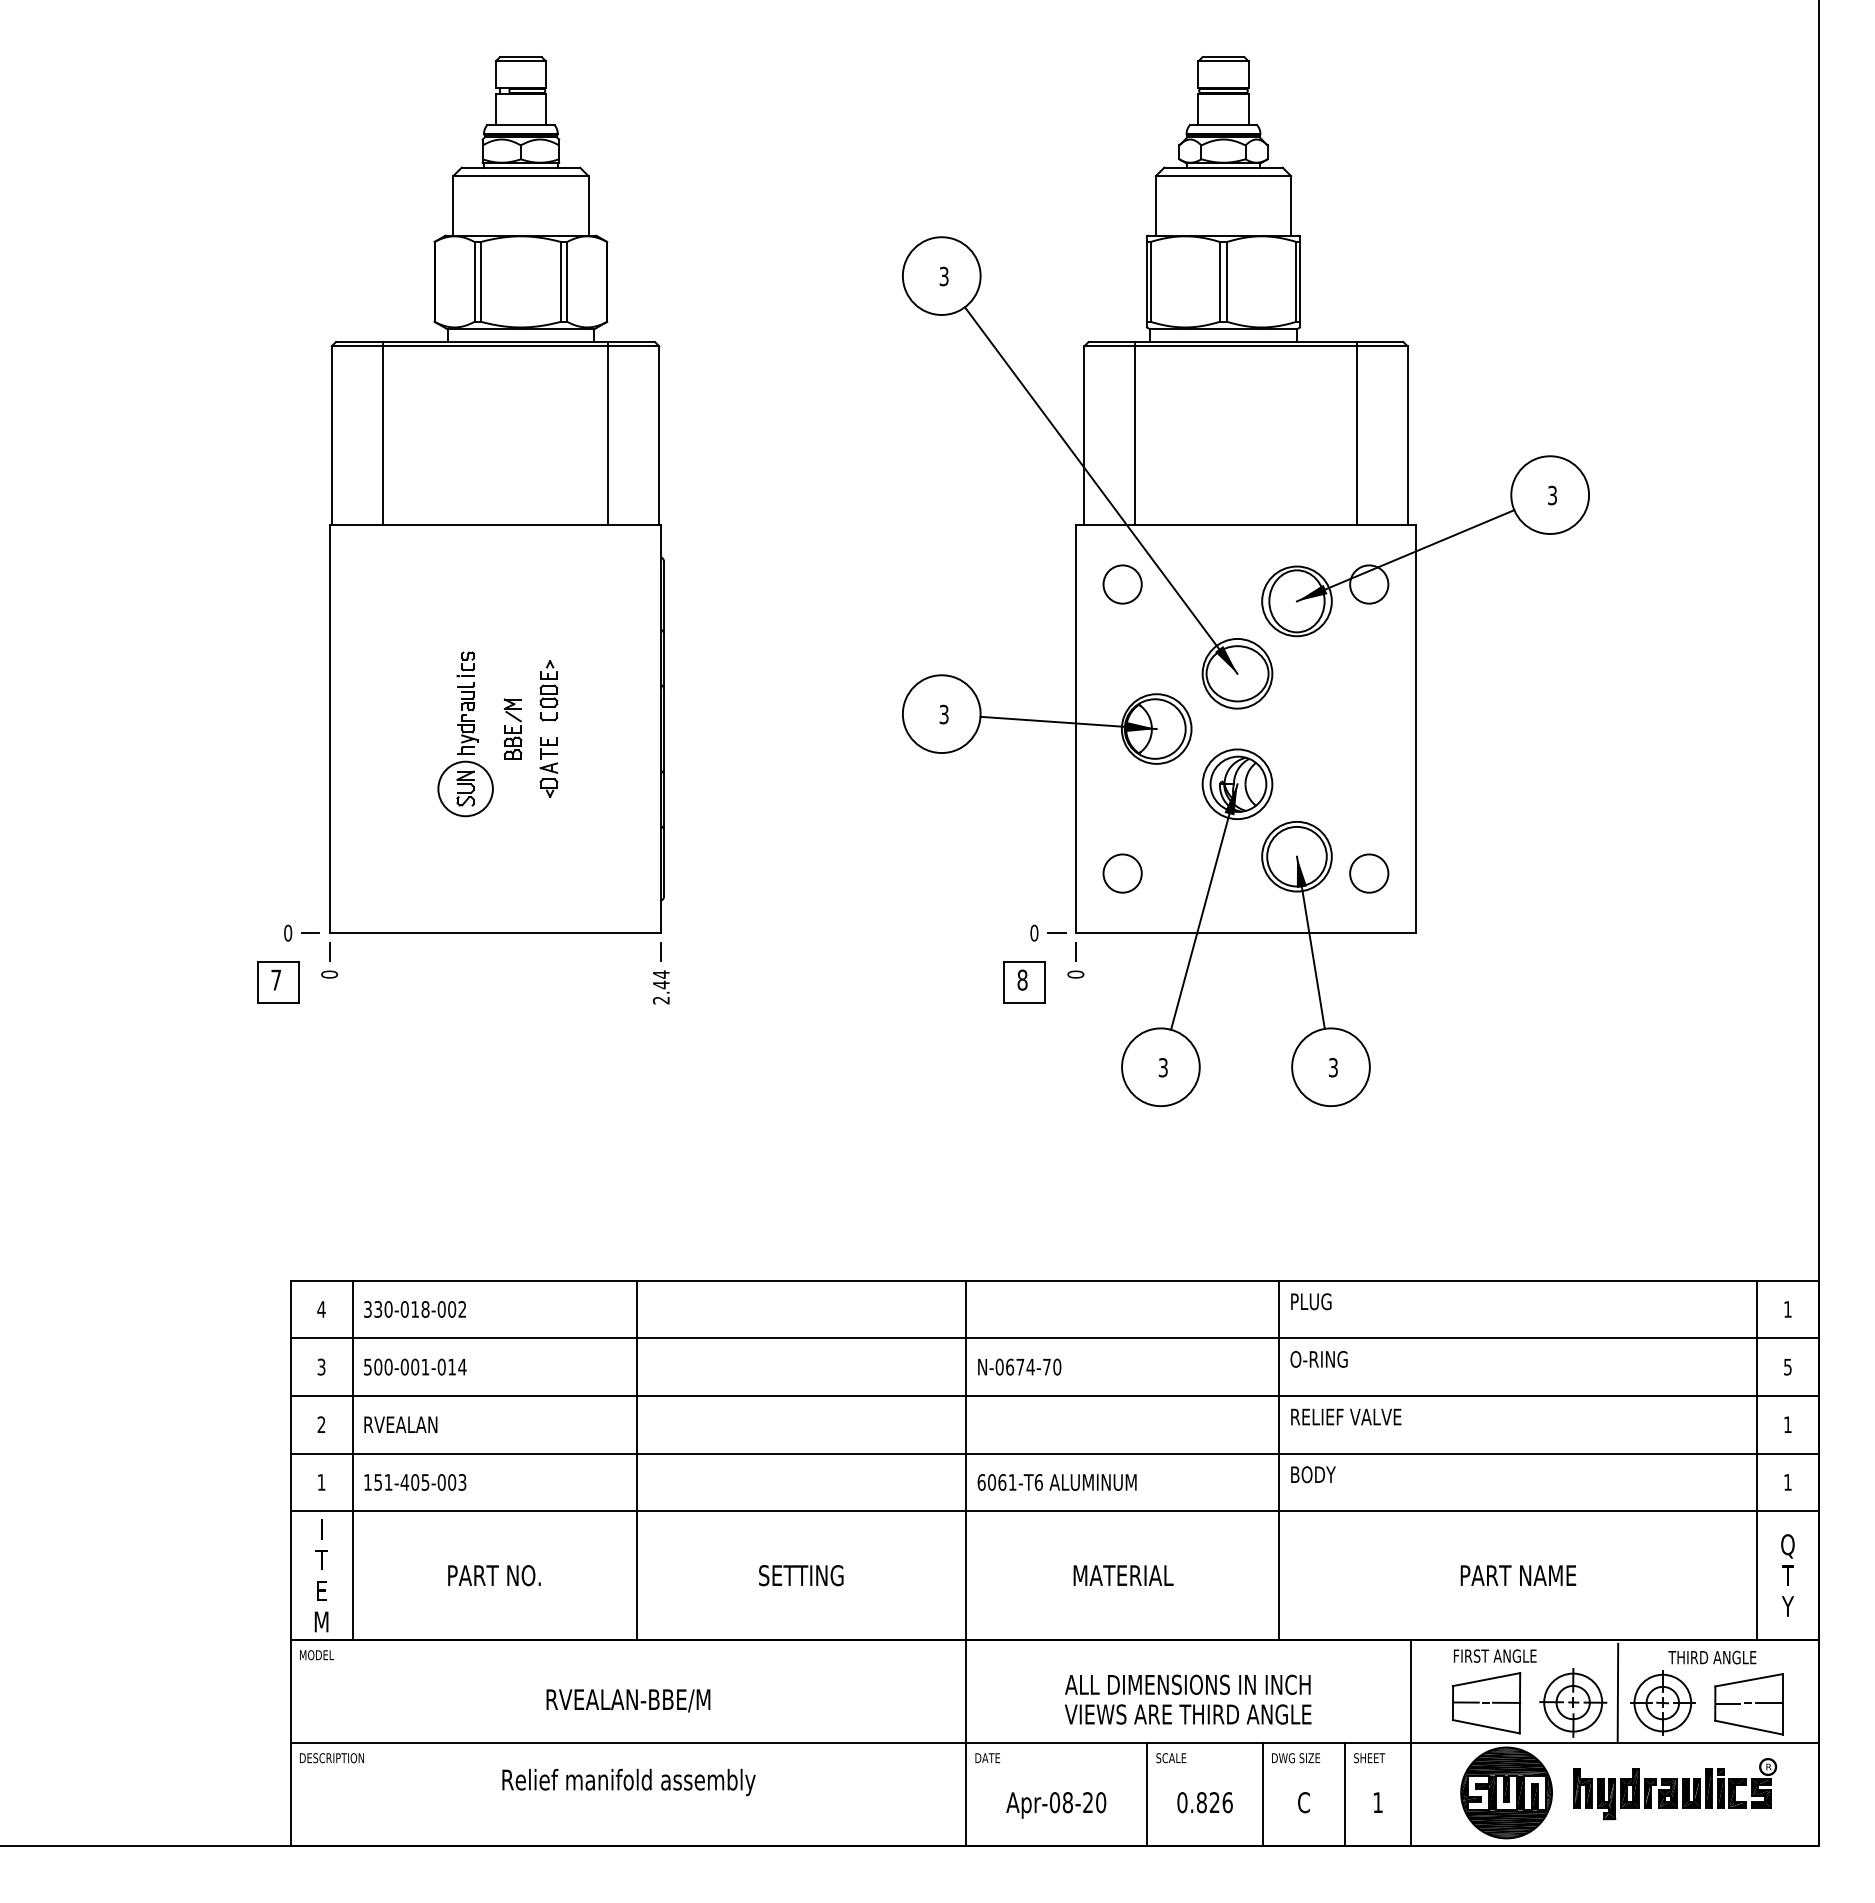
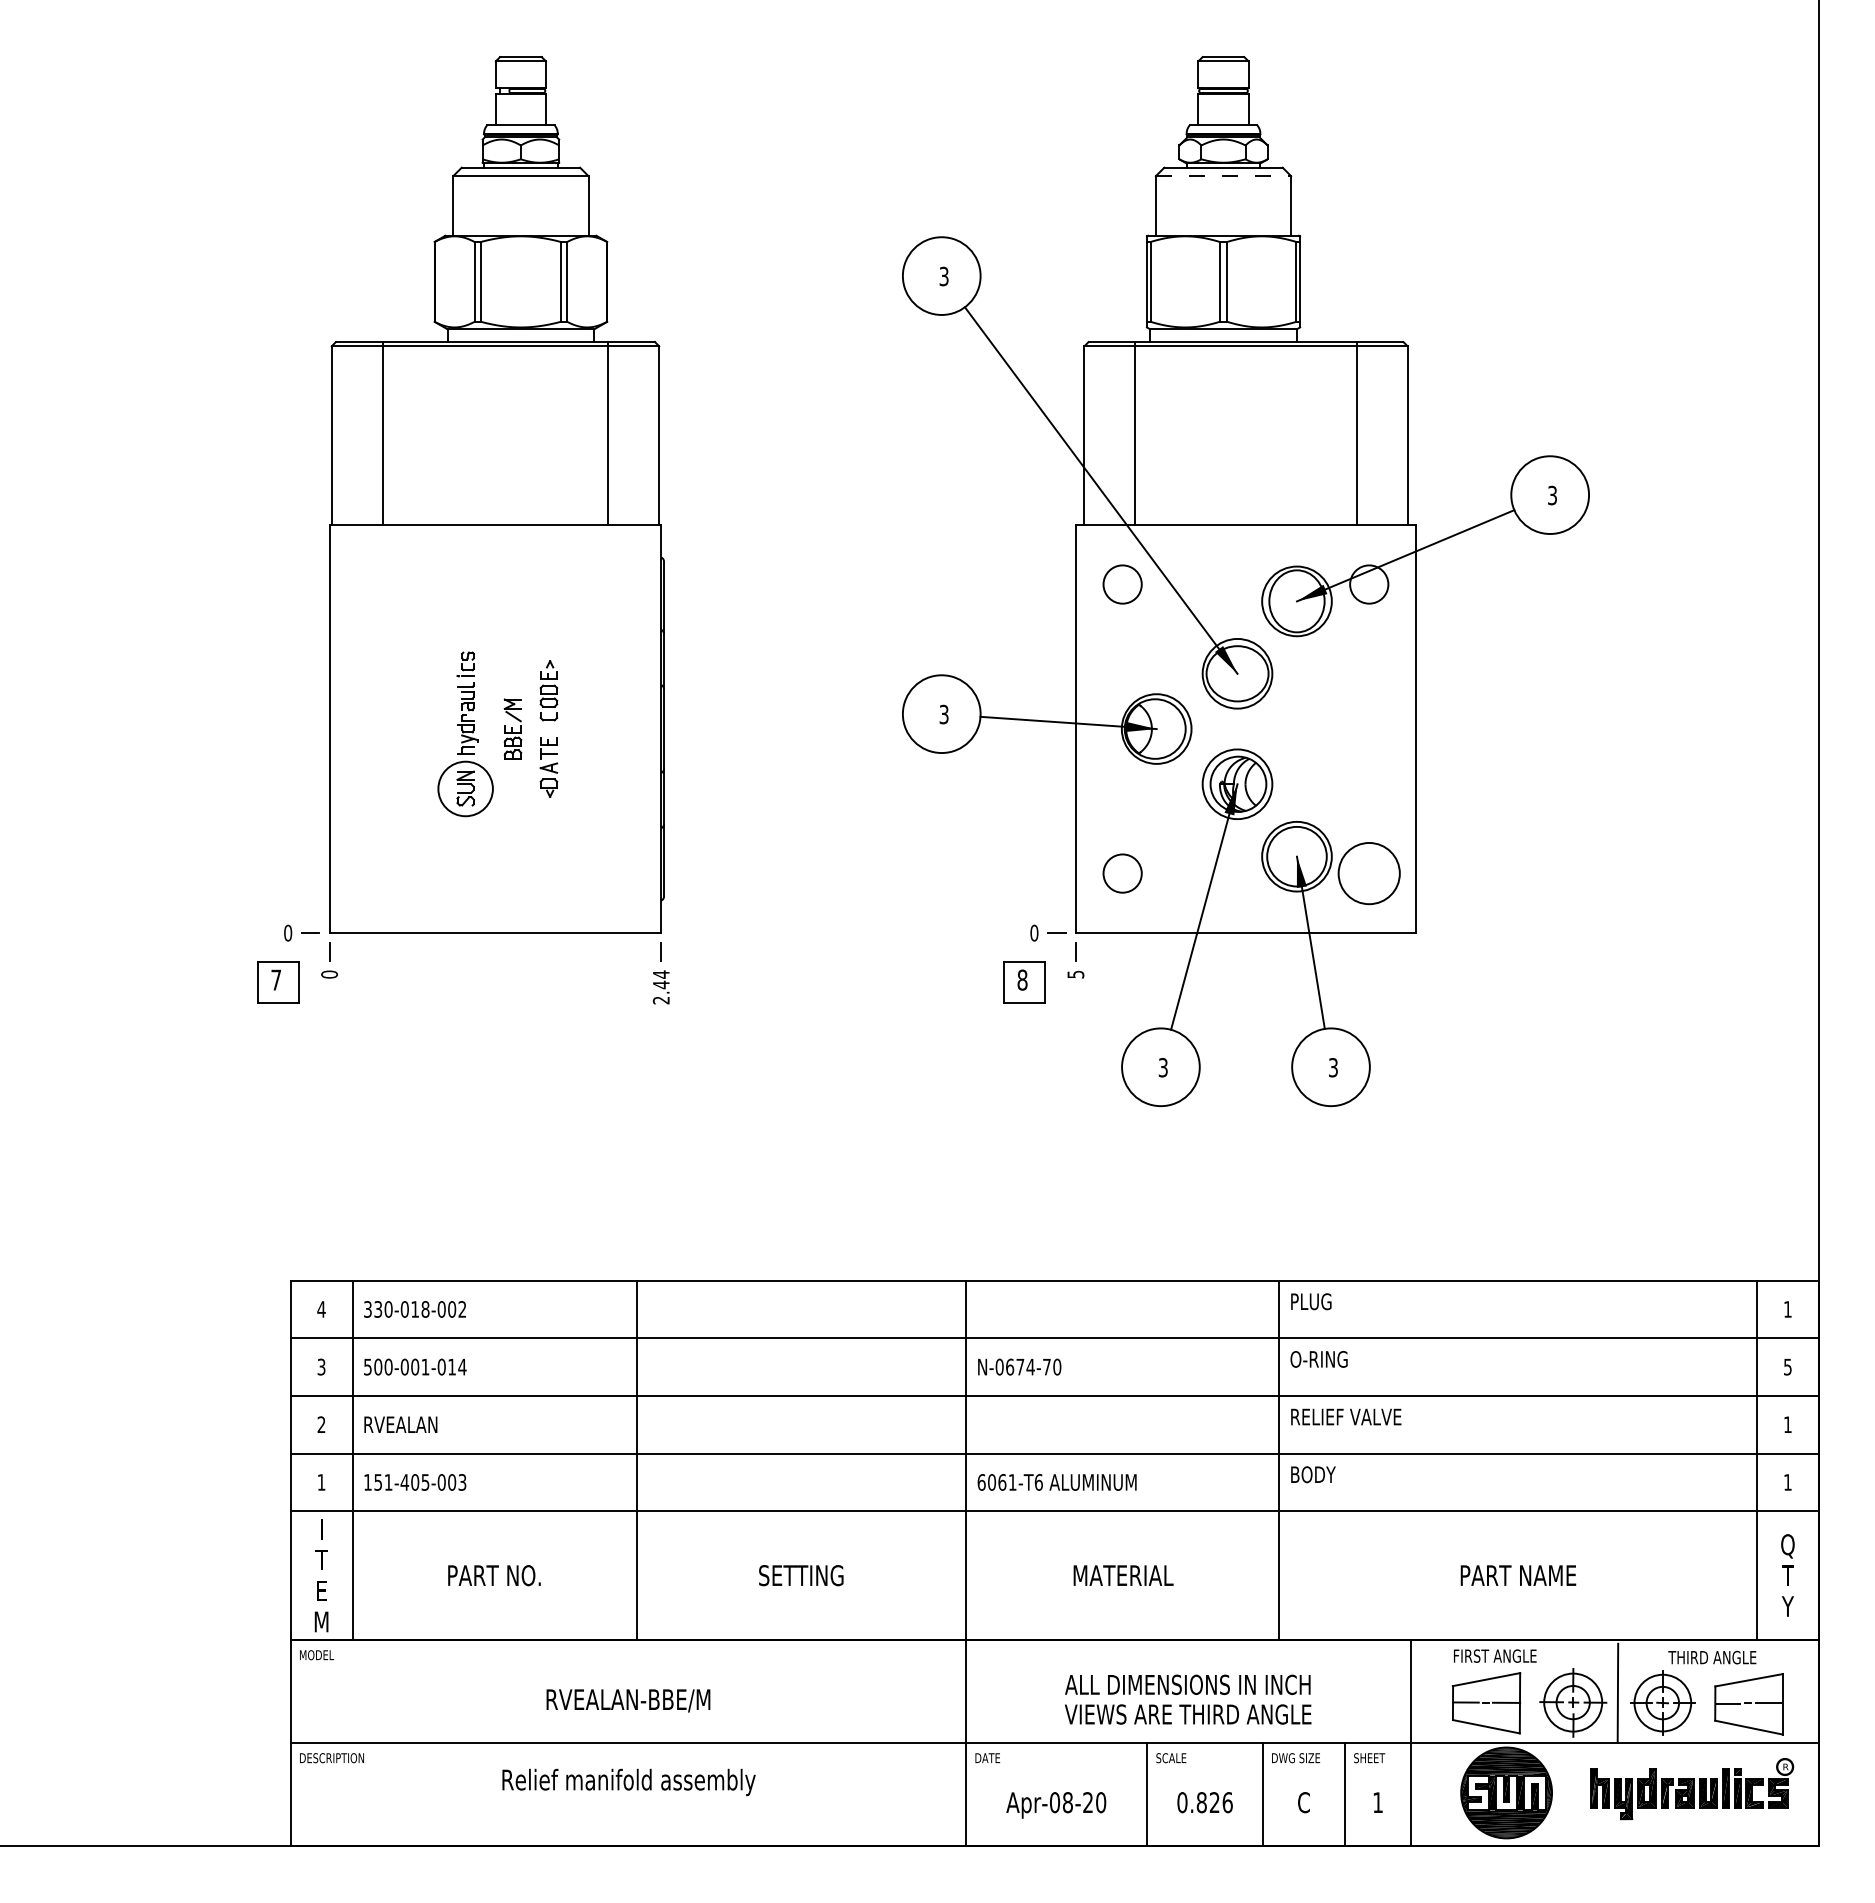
line: solid -> dashed (1223, 176)
circle diameter: 38 px -> 61 px (1368, 873)
text: 0 -> 5 (1075, 974)
part position: (1675, 1789) -> (1692, 1789) (1692, 1789)
